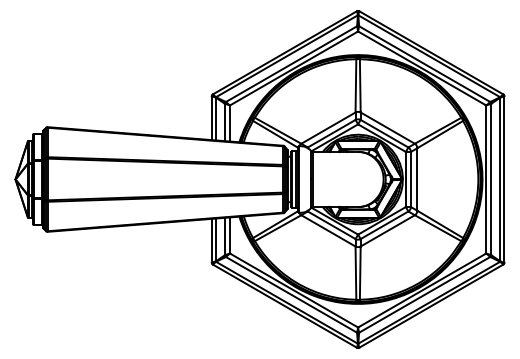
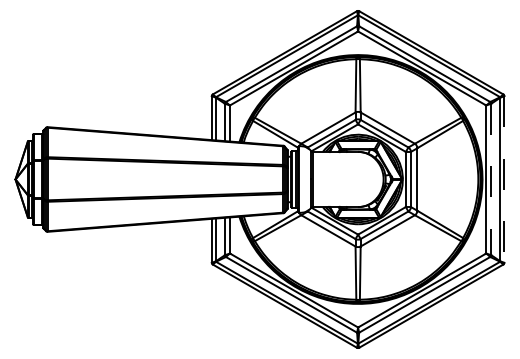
line: solid -> dashed (491, 179)
line: solid -> dashed (504, 179)
